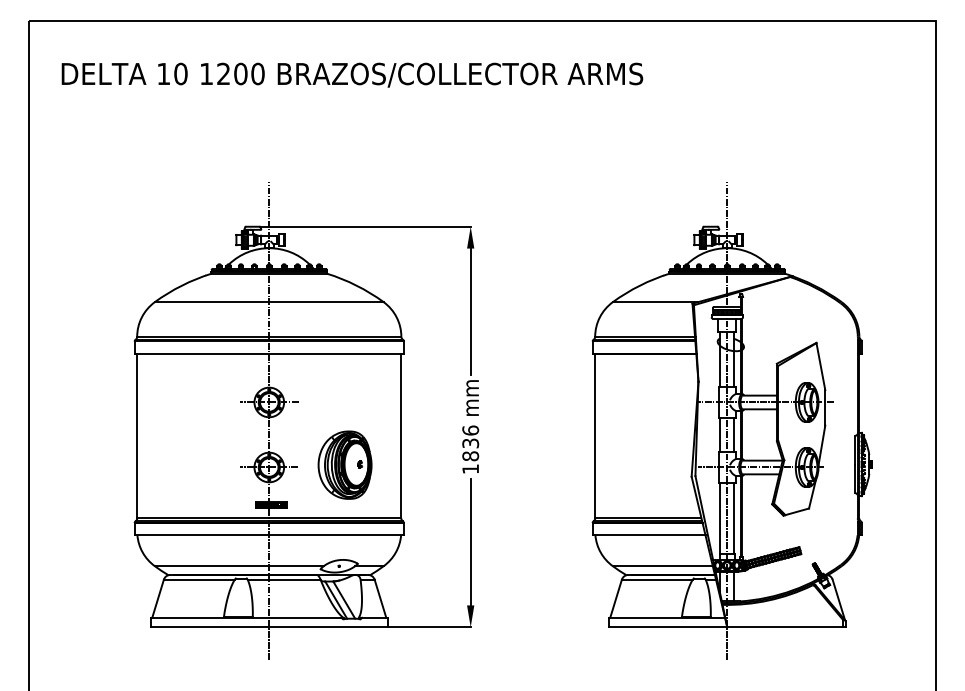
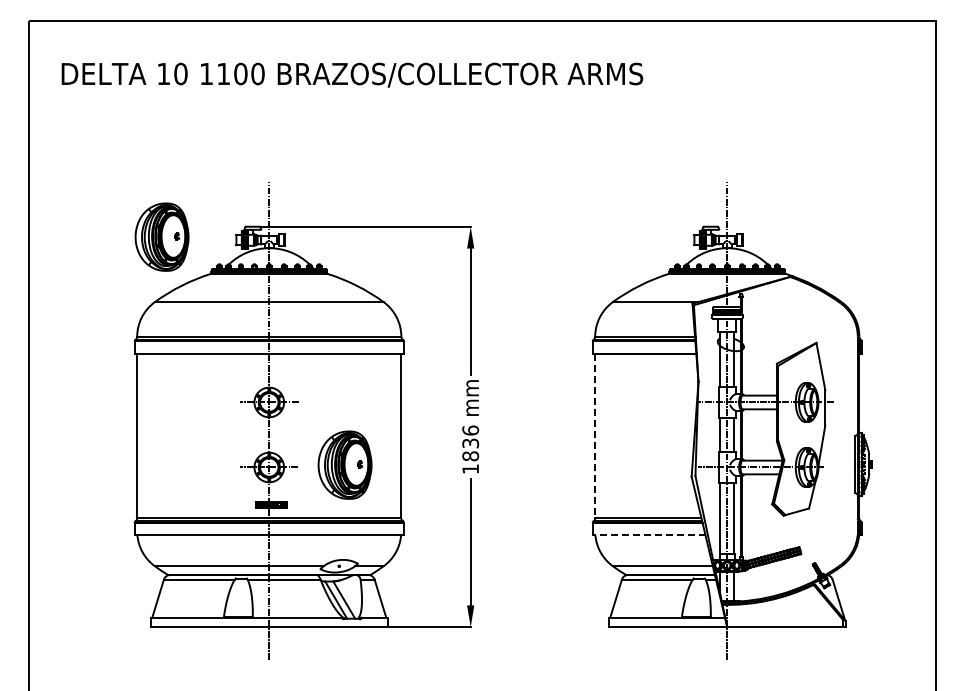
text: 1200 -> 1100 (223, 73)
part: none -> present (161, 236)
line: solid -> dashed (595, 436)
line: solid -> dashed (648, 535)
